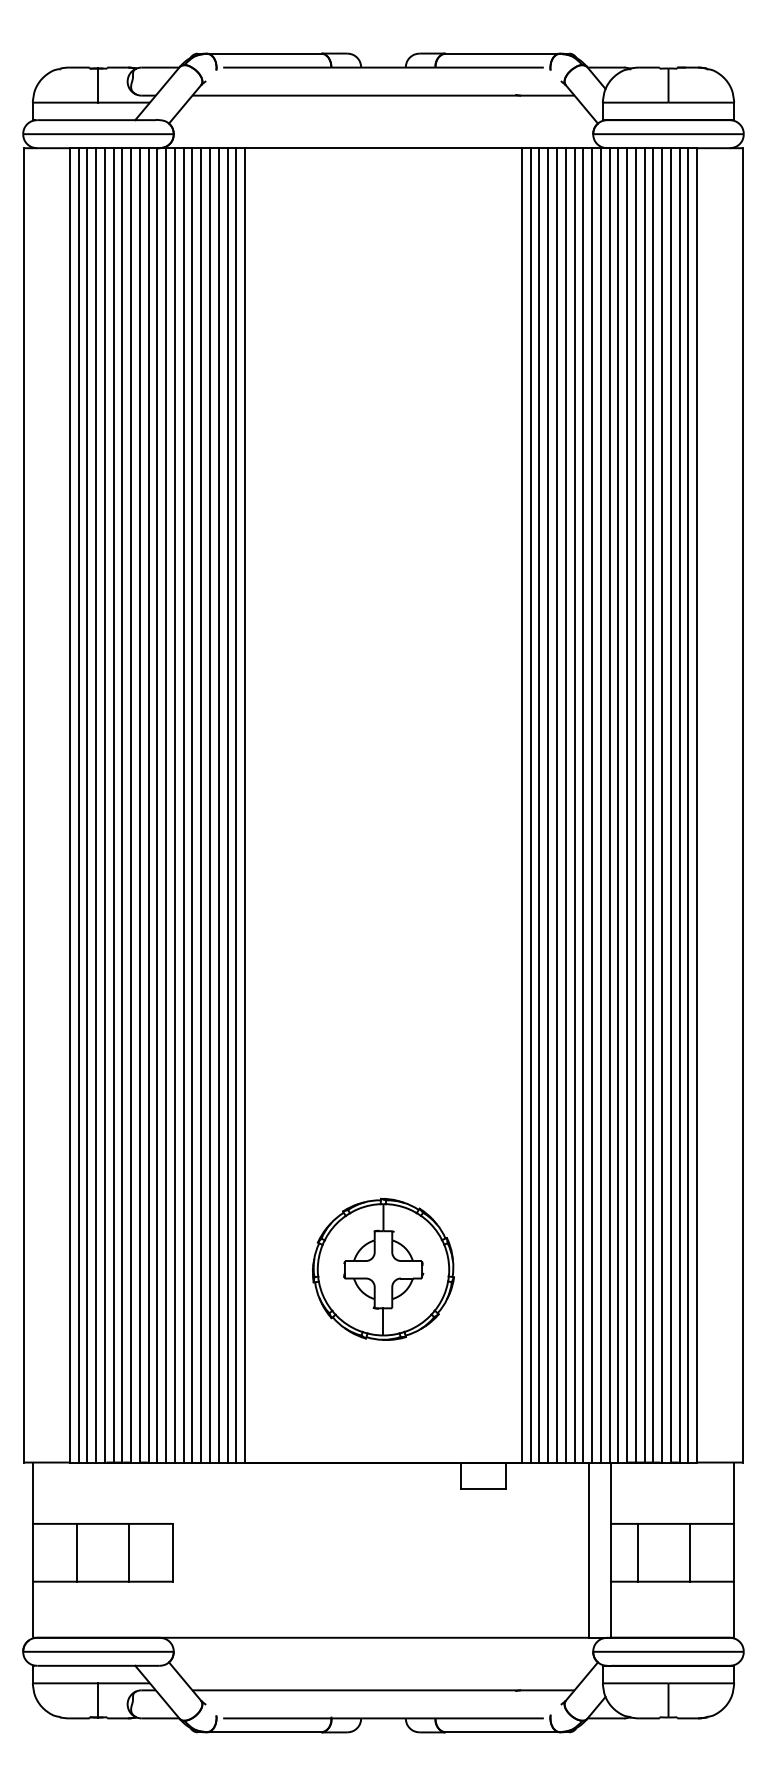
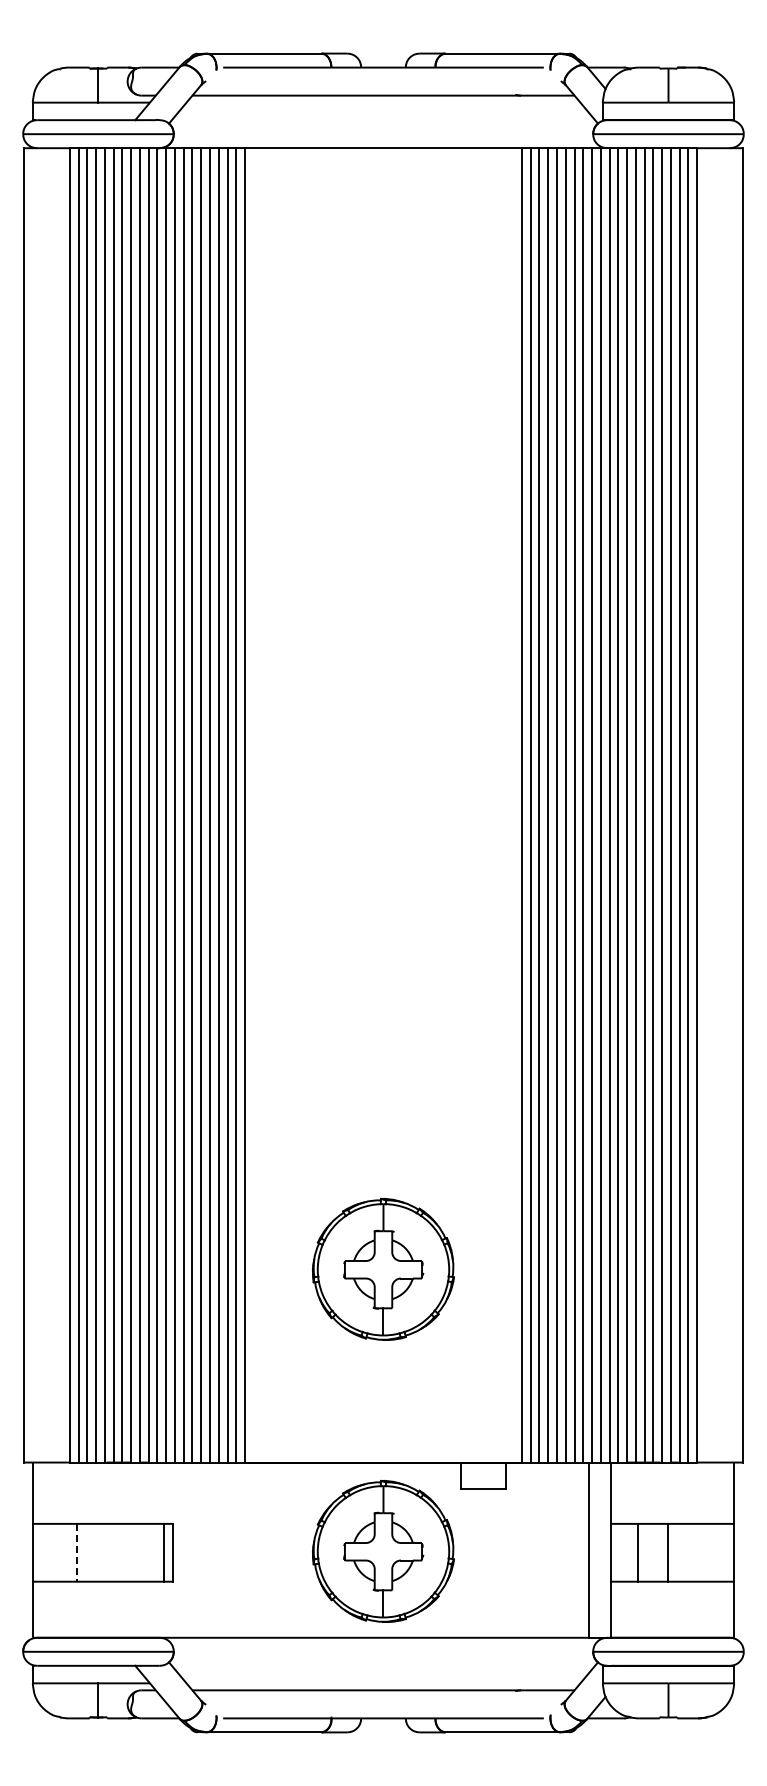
part: none -> present (383, 1550)
line: solid -> dashed (77, 1552)
line position: (129, 1552) -> (164, 1552) (164, 1552)
line position: (689, 1552) -> (667, 1552) (667, 1552)
